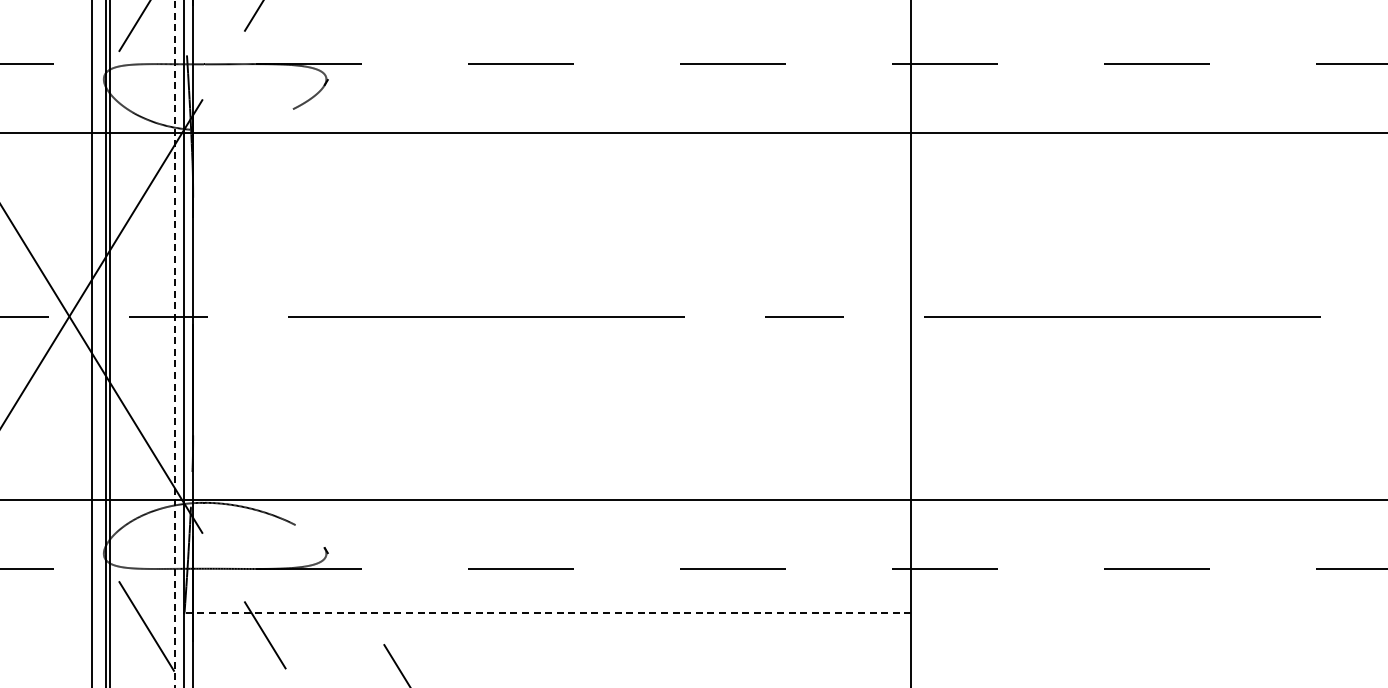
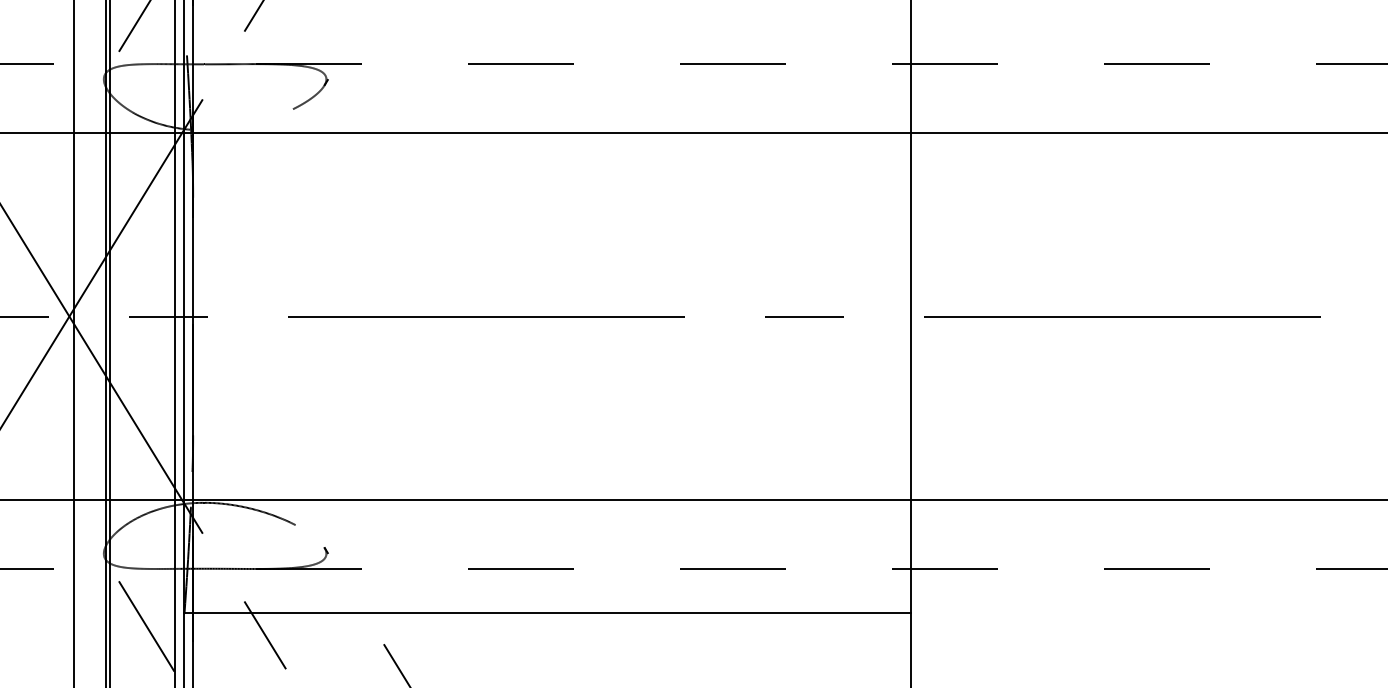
line position: (91, 343) -> (73, 343) (73, 343)
line: dashed -> solid (174, 344)
line: dashed -> solid (547, 612)
